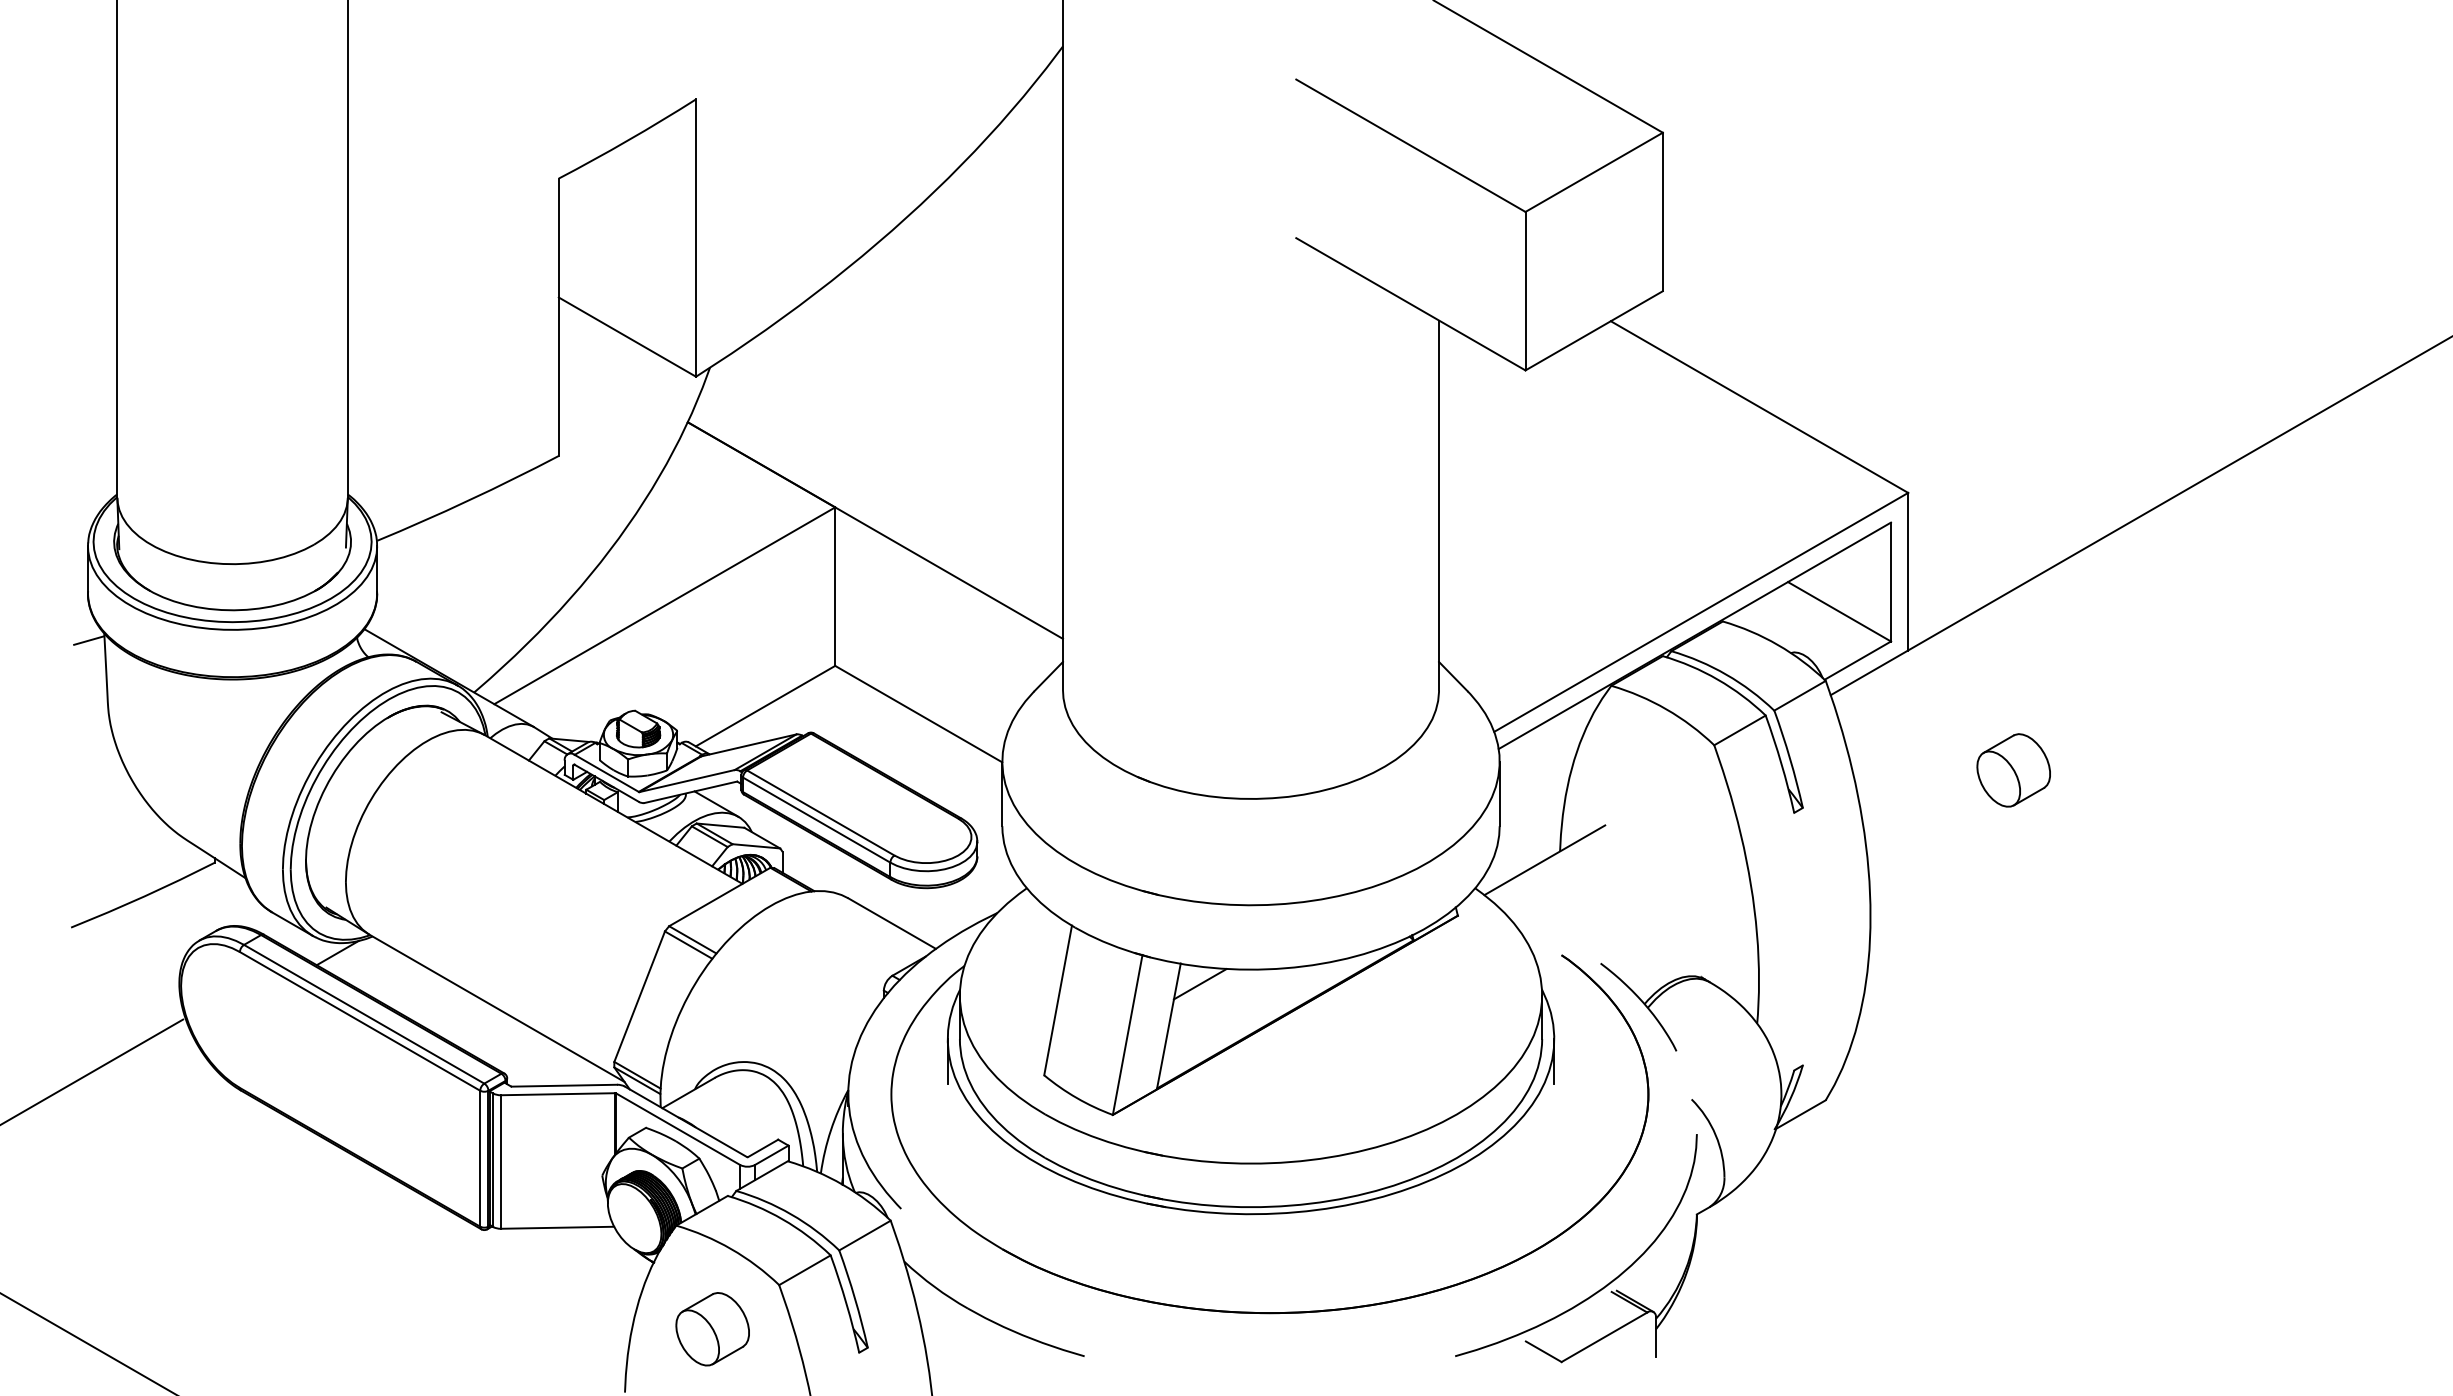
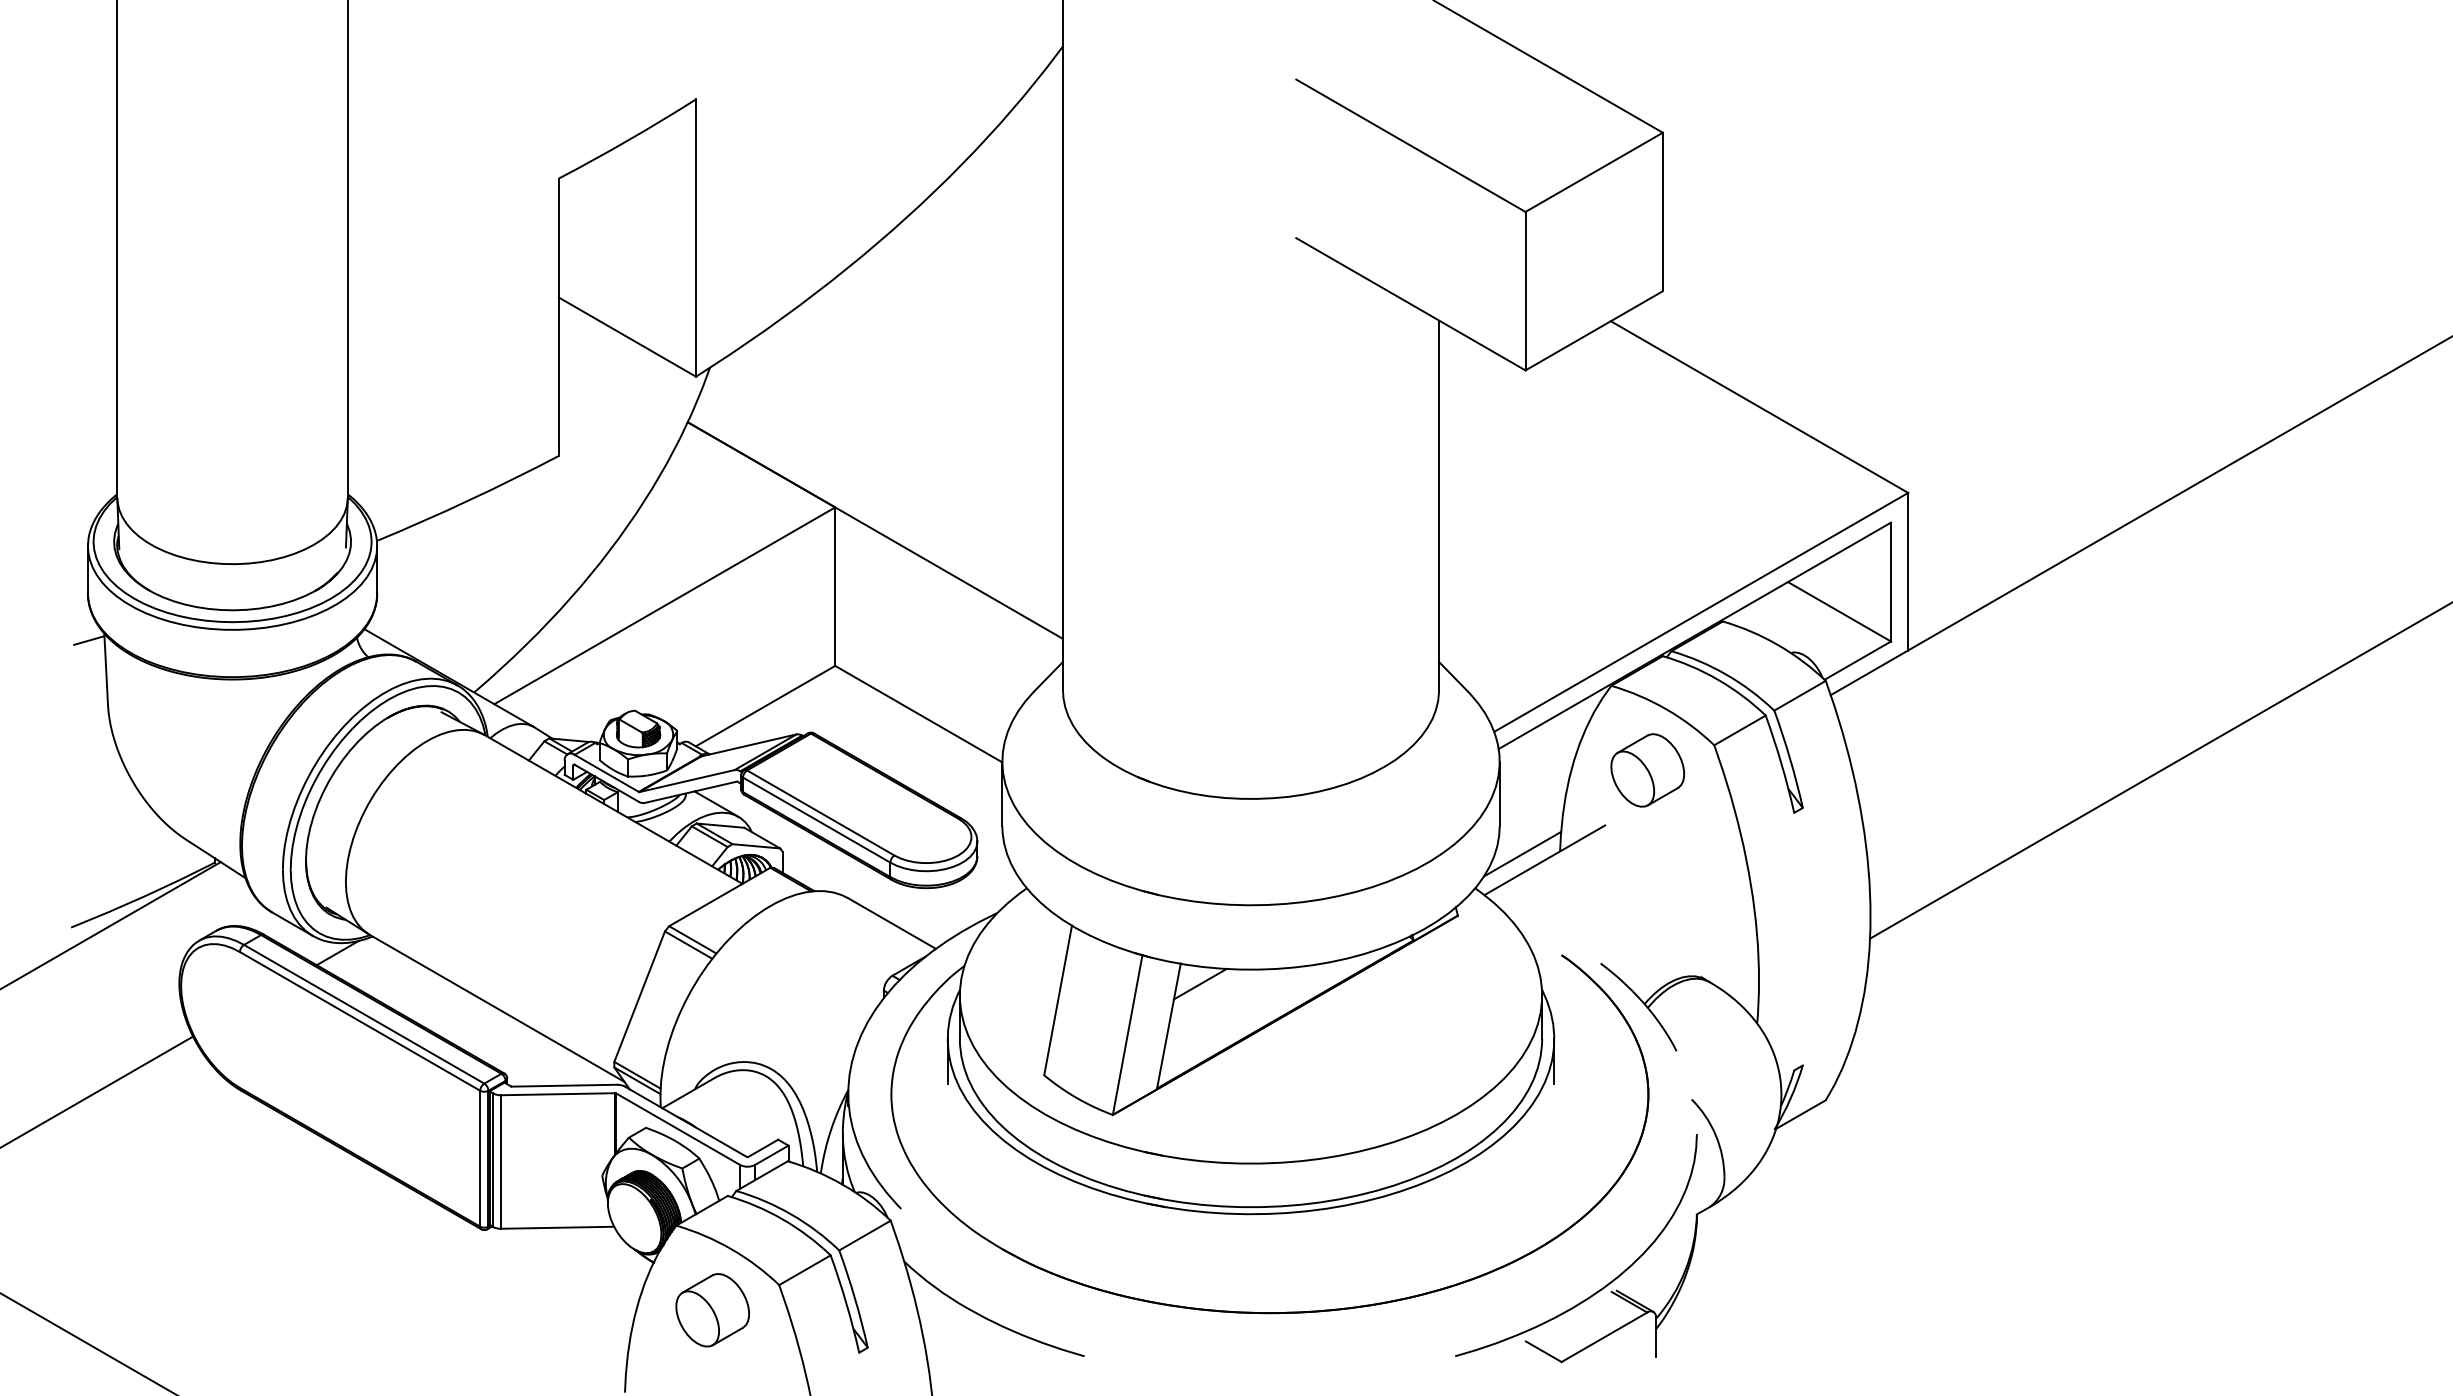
part position: (2013, 770) -> (1647, 770) (1647, 770)
line: none -> present (2159, 771)
line: none -> present (1522, 853)
line: none -> present (111, 925)
line position: (92, 1071) -> (97, 1091) (97, 1091)
part position: (712, 1329) -> (712, 1310) (712, 1310)
